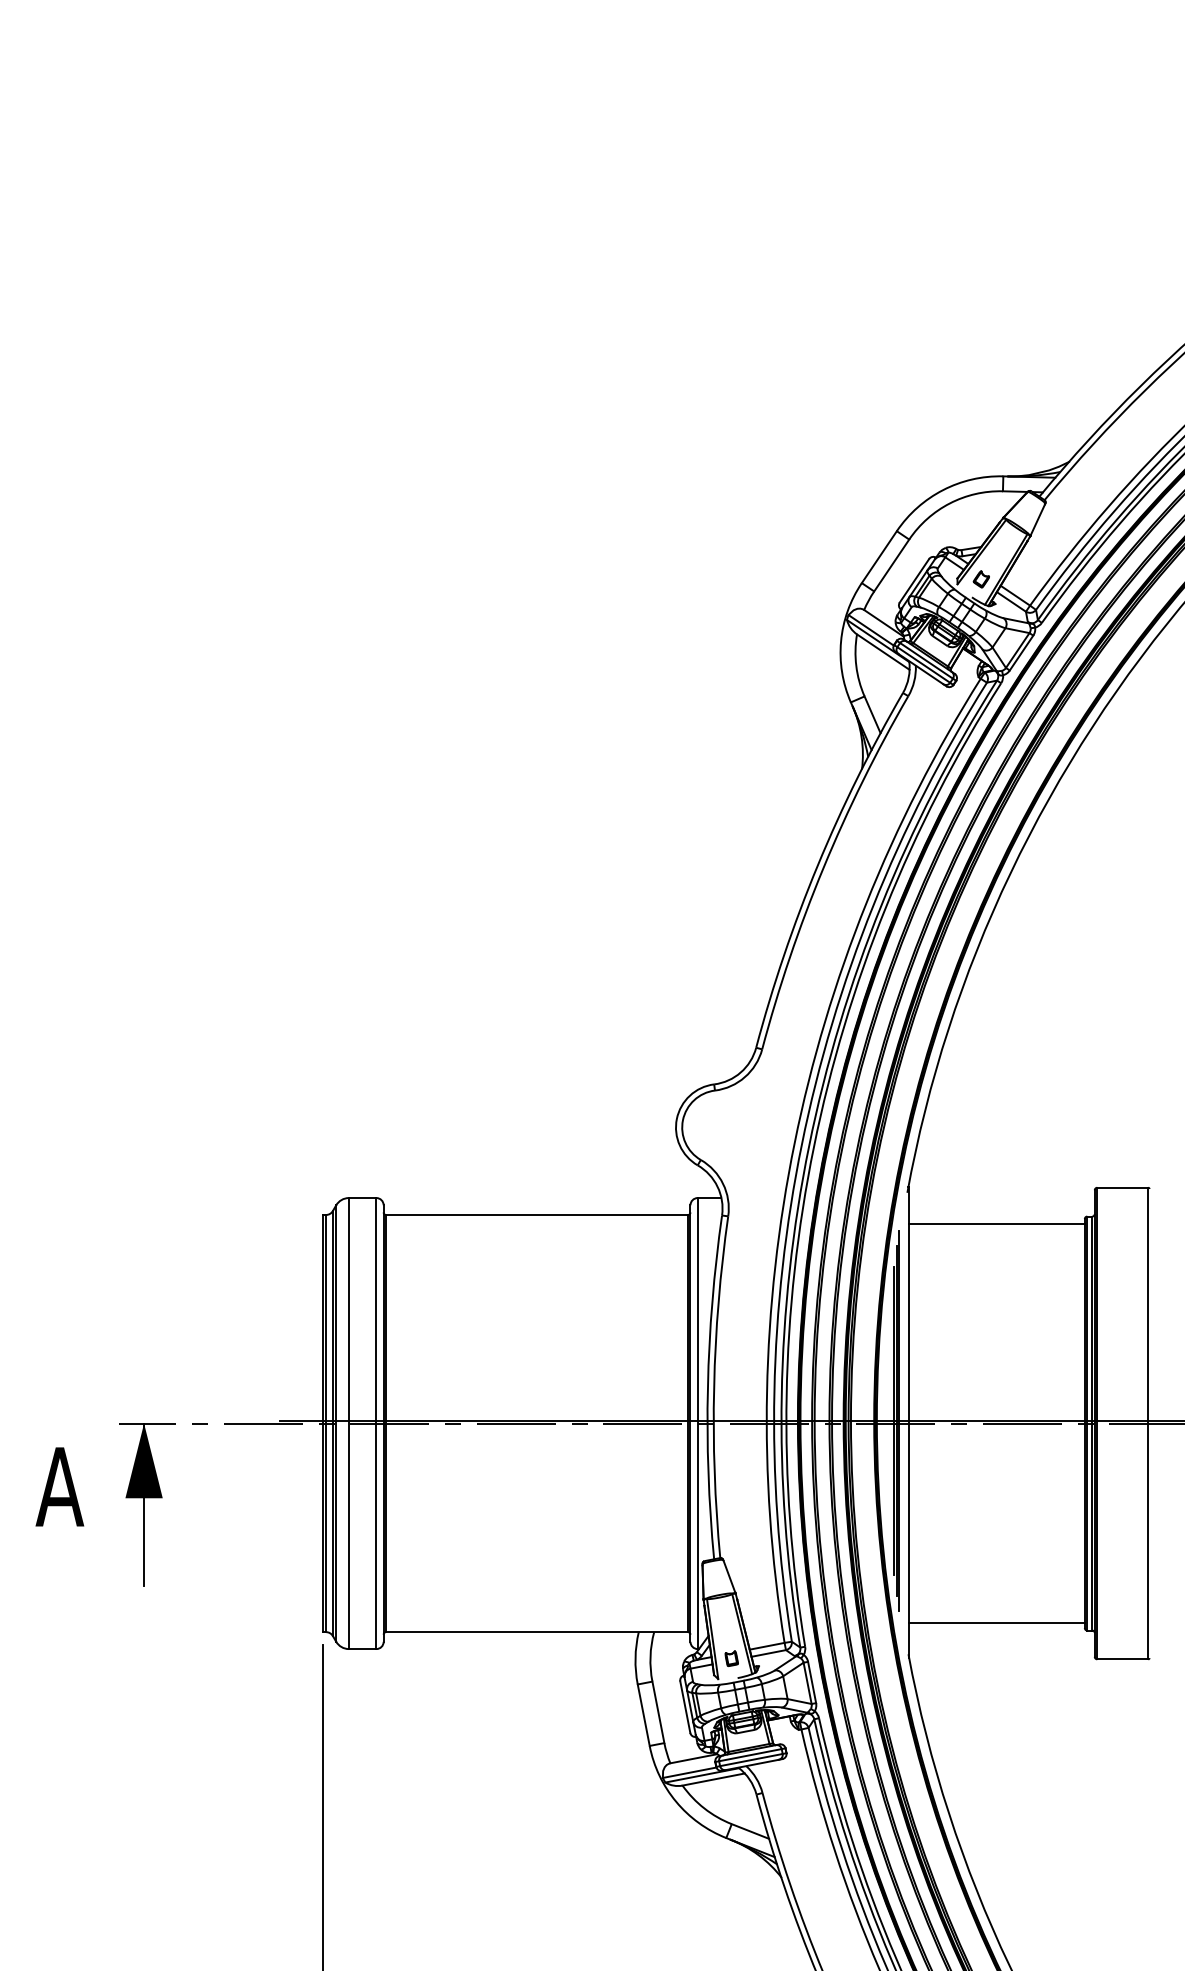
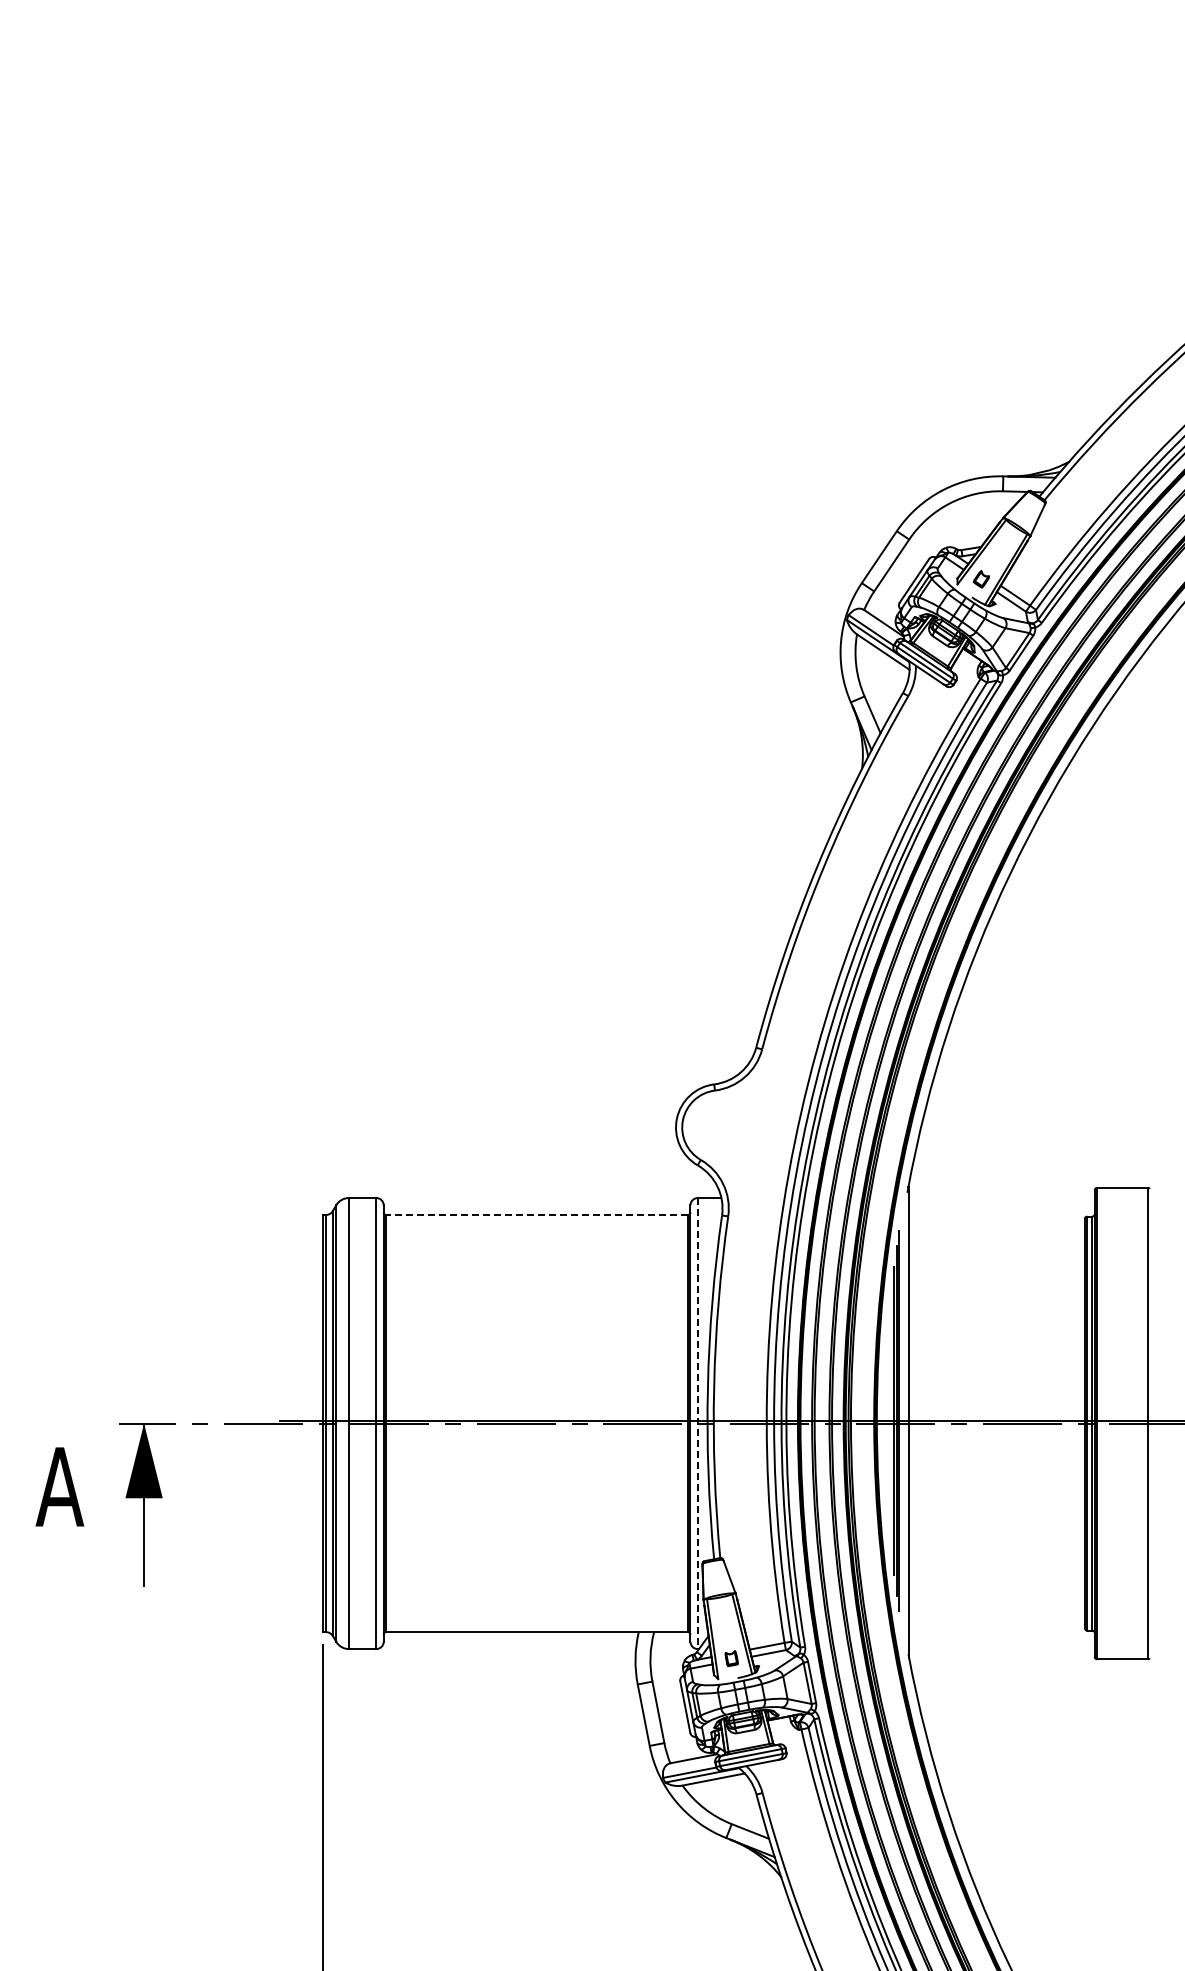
line: solid -> dashed (537, 1214)
line: present -> none (996, 1224)
line: solid -> dashed (697, 1423)
line: present -> none (996, 1622)
